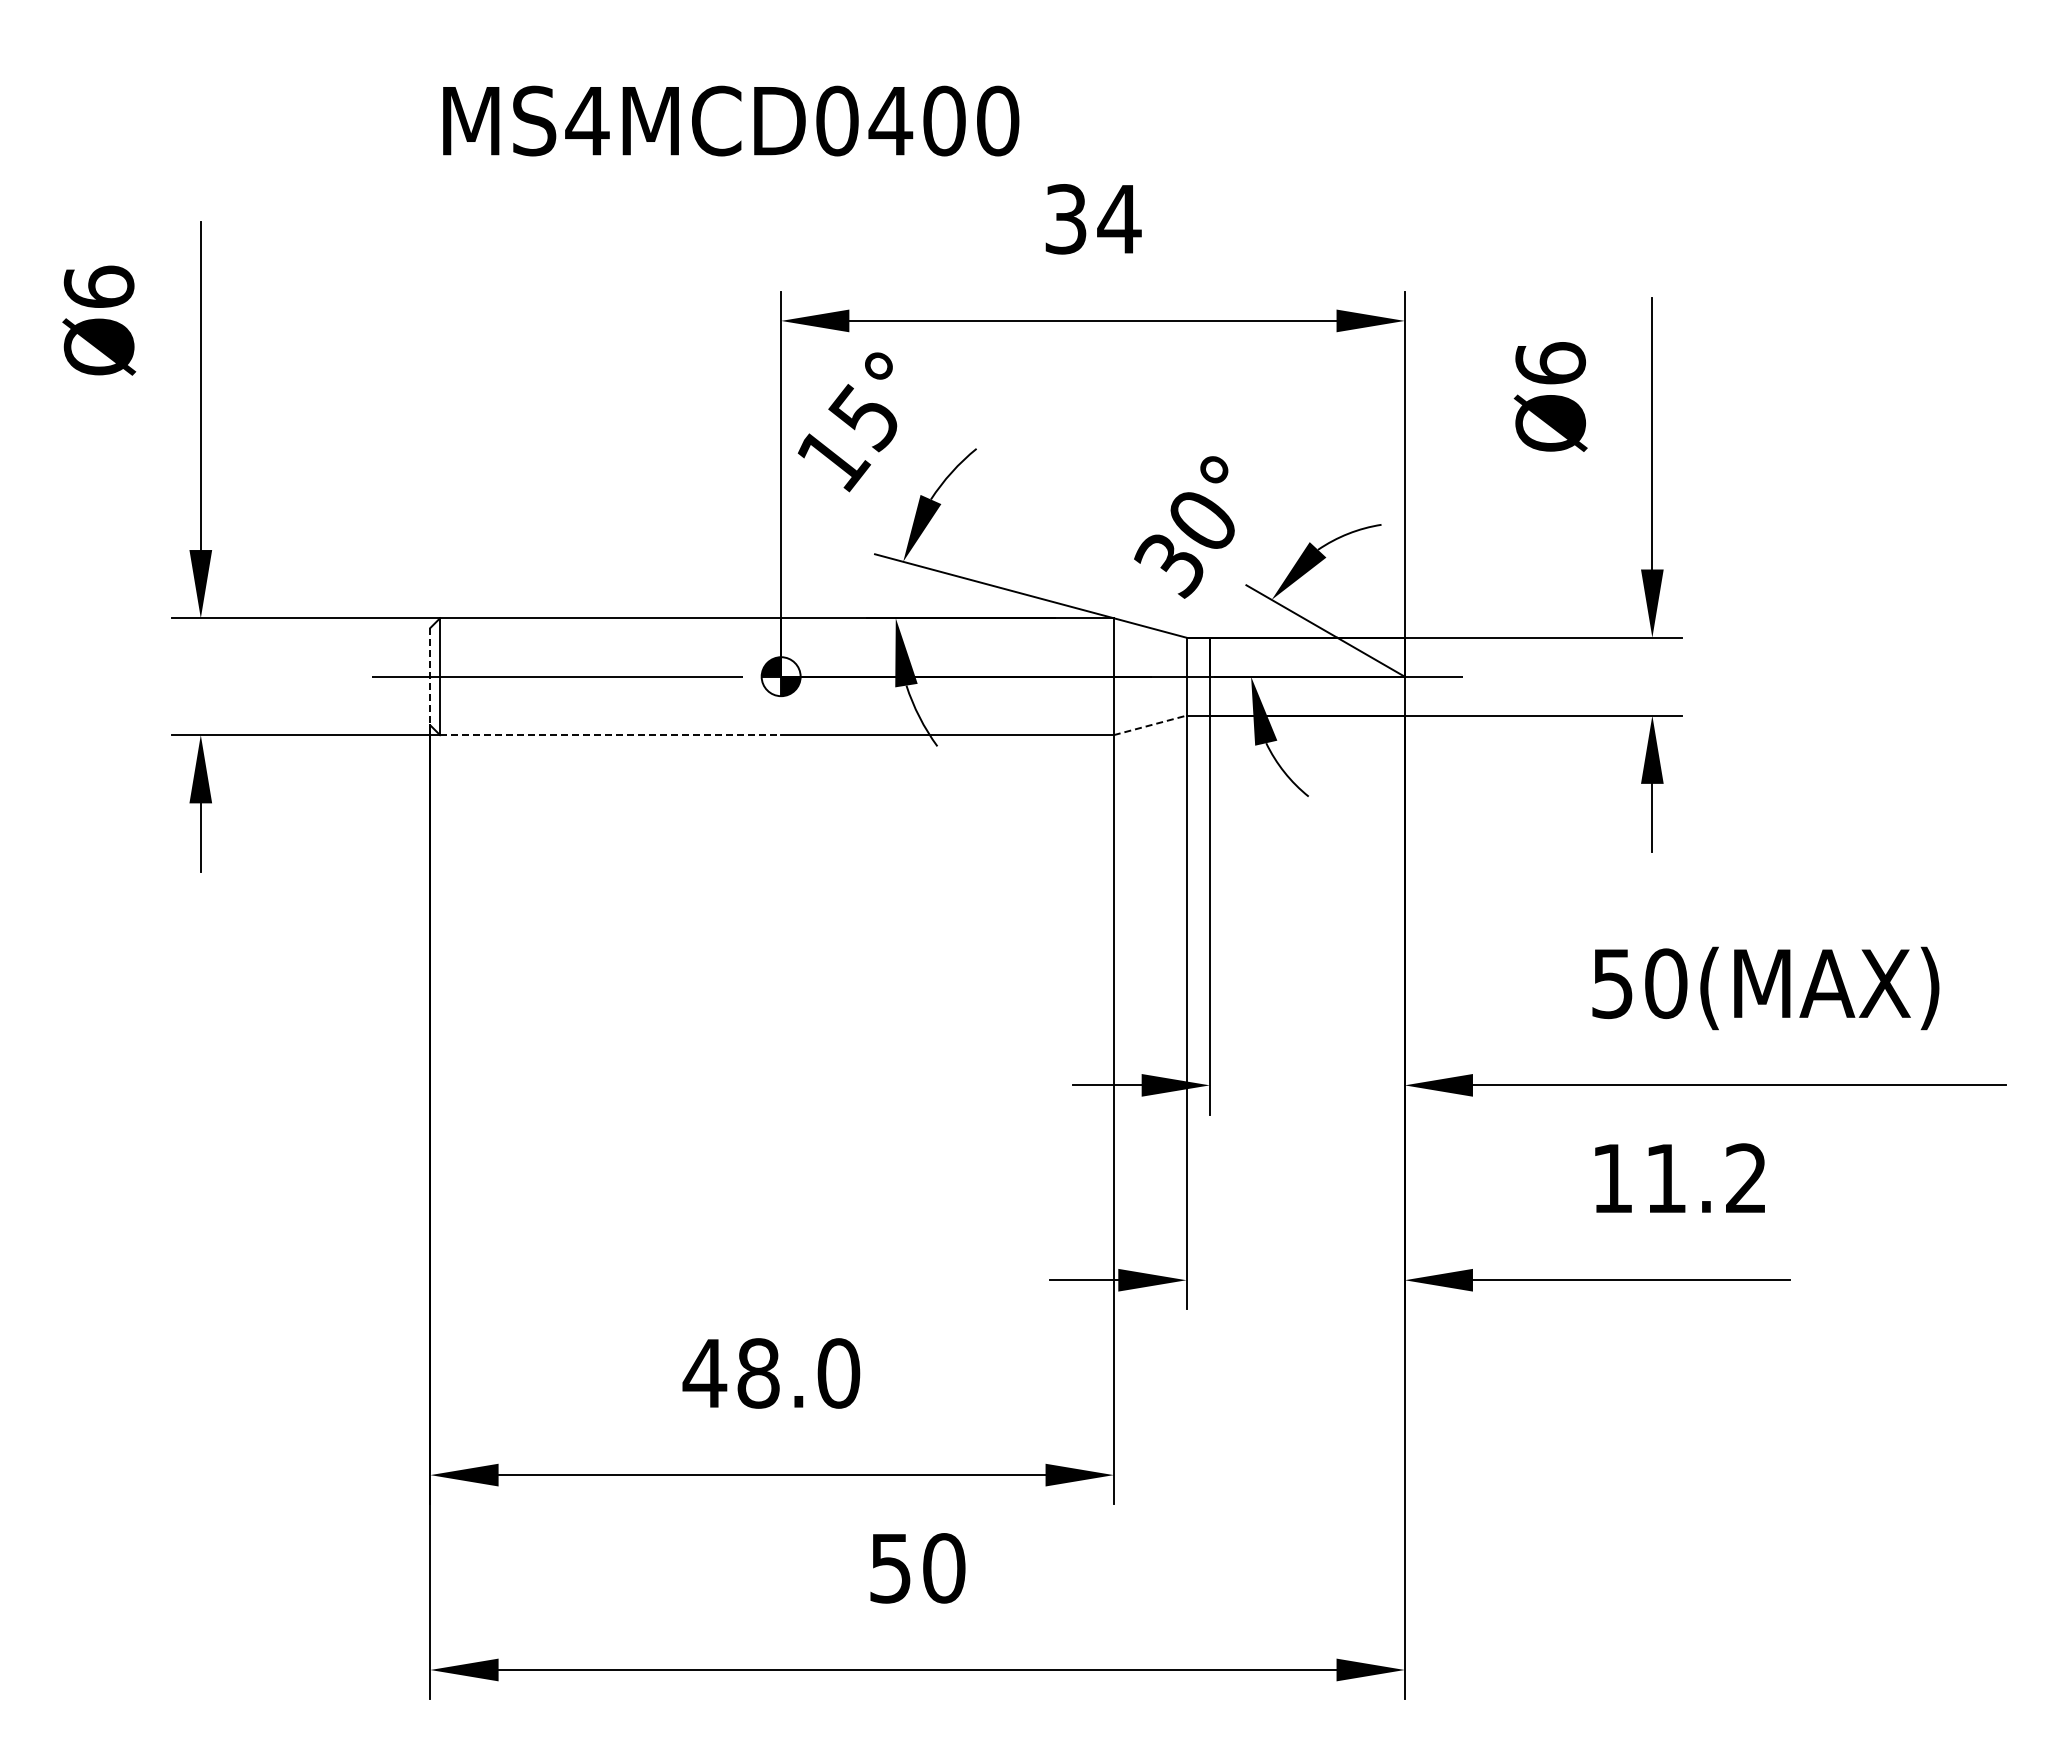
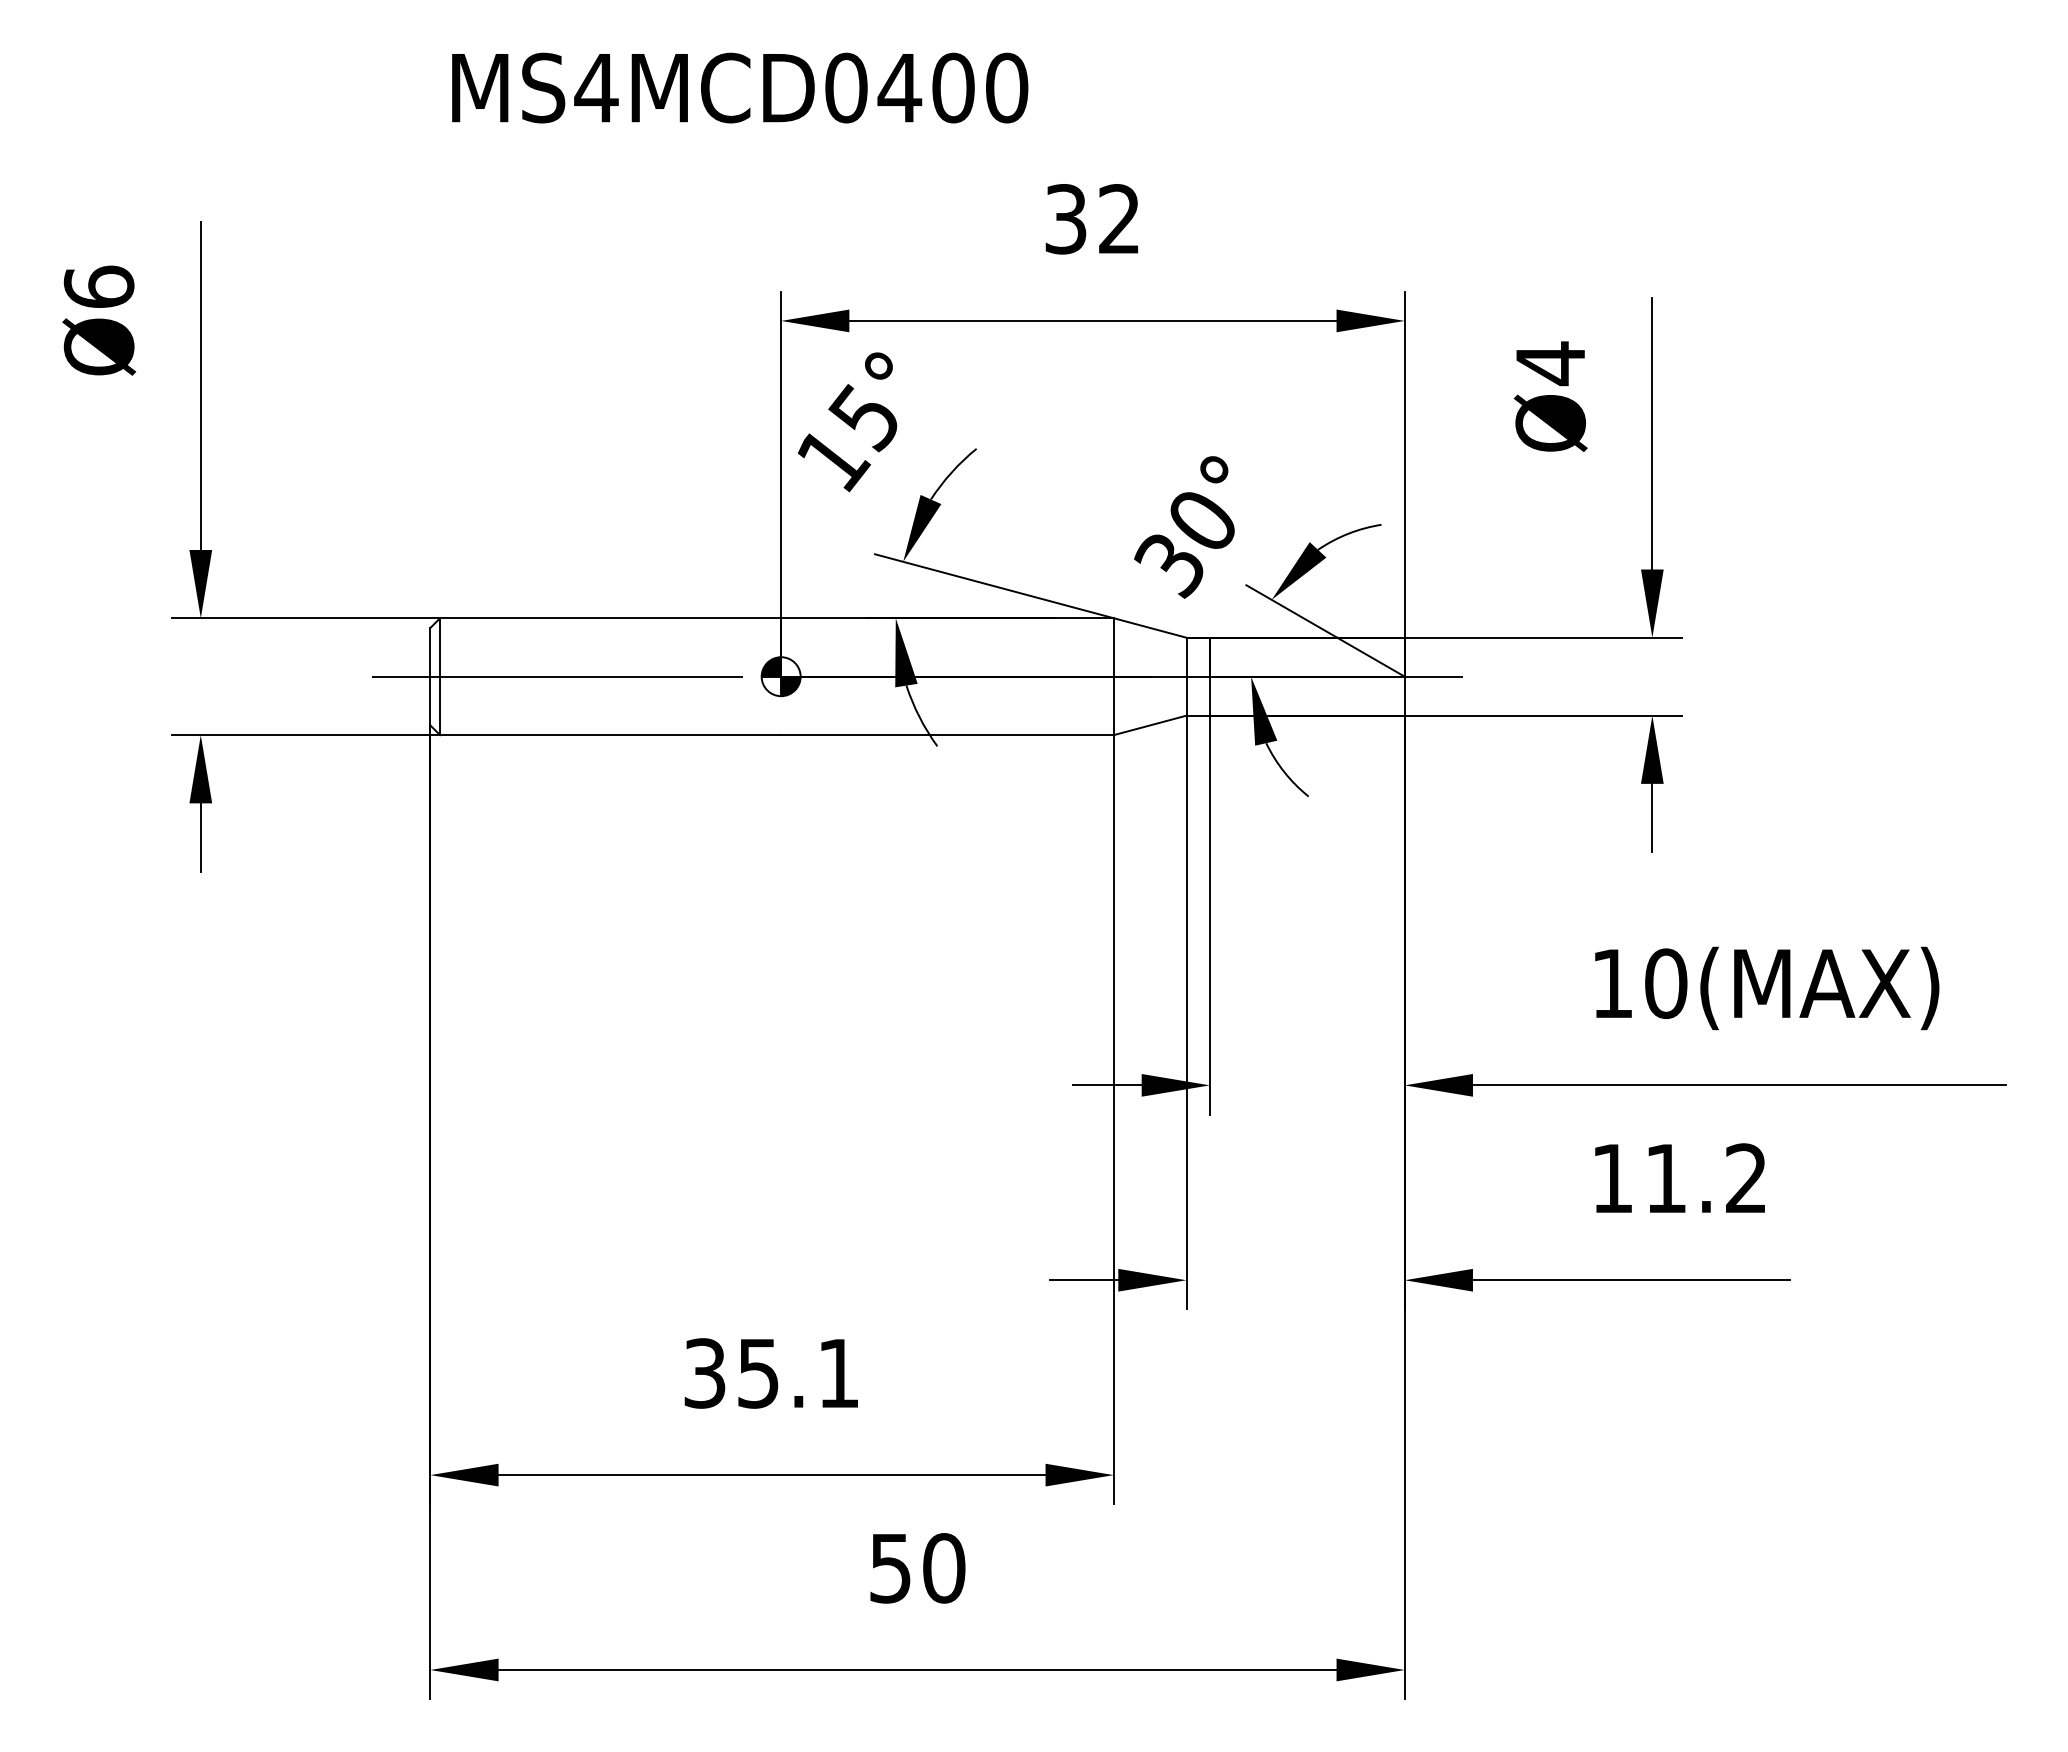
text position: (731, 120) -> (740, 87) (740, 87)
text: 34 -> 32 (1119, 218)
text: Ø6 -> Ø4 (1550, 363)
line: dashed -> solid (430, 676)
line: dashed -> solid (1150, 725)
line: dashed -> solid (610, 735)
text: 50(MAX) -> 10(MAX) (1612, 984)
text: 48.0 -> 35.1 (771, 1373)
